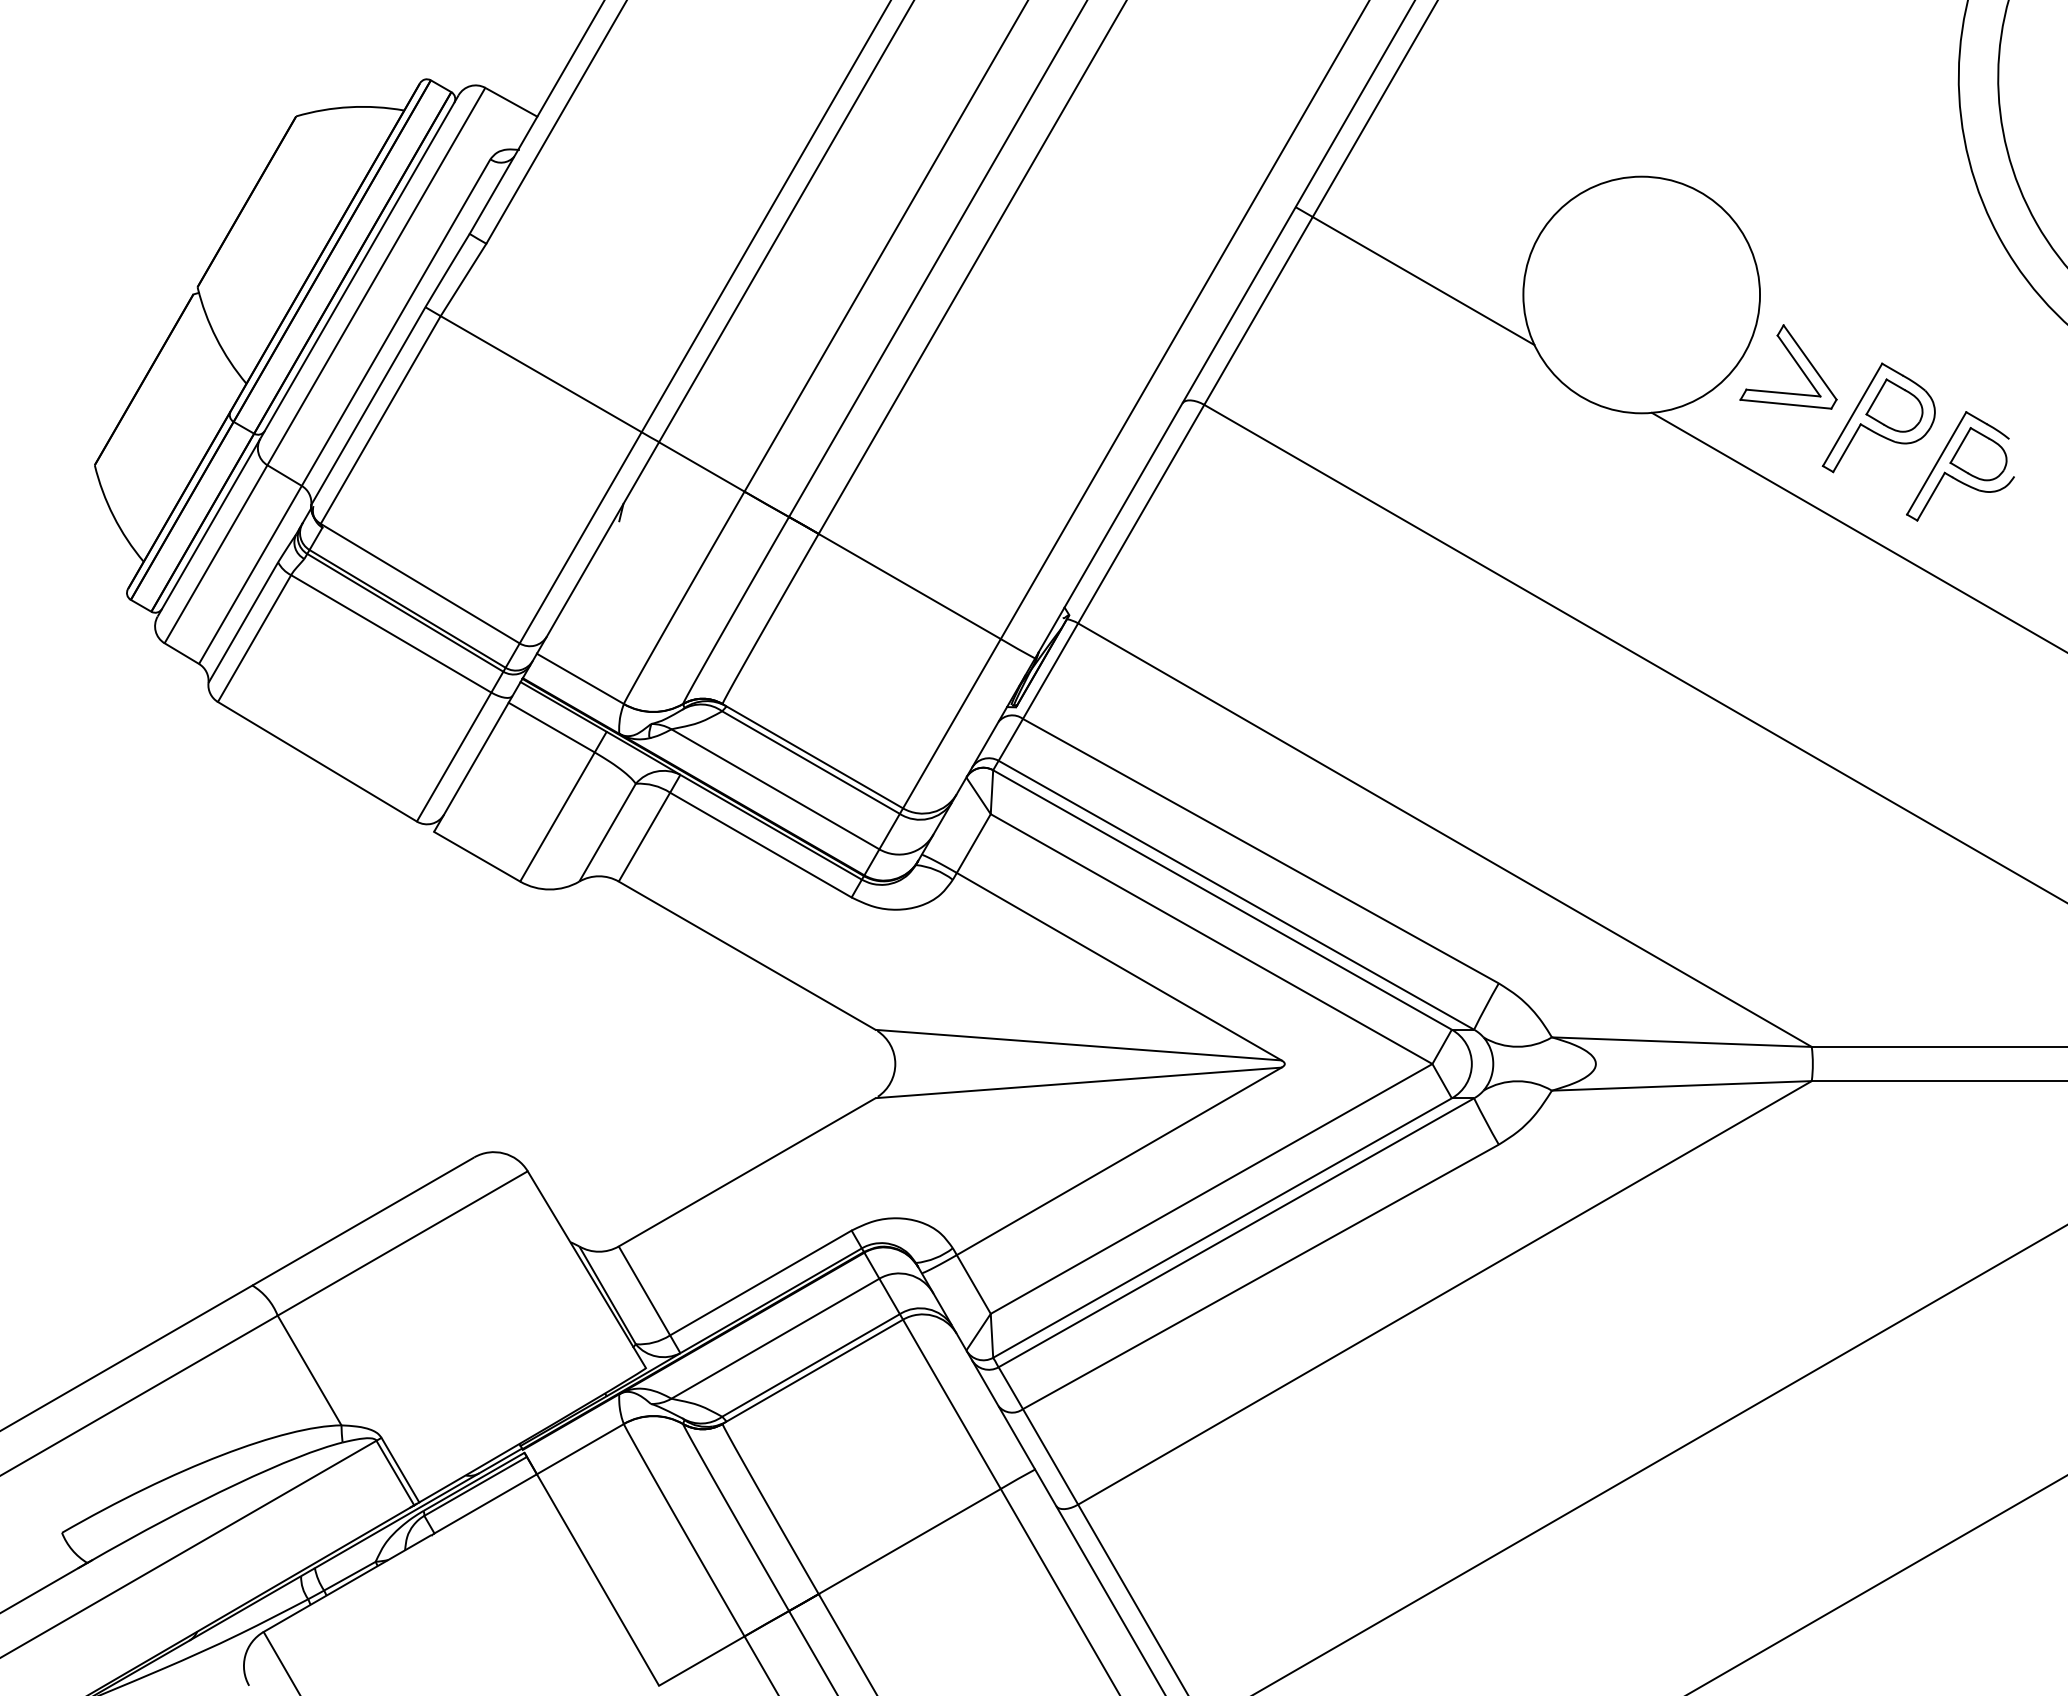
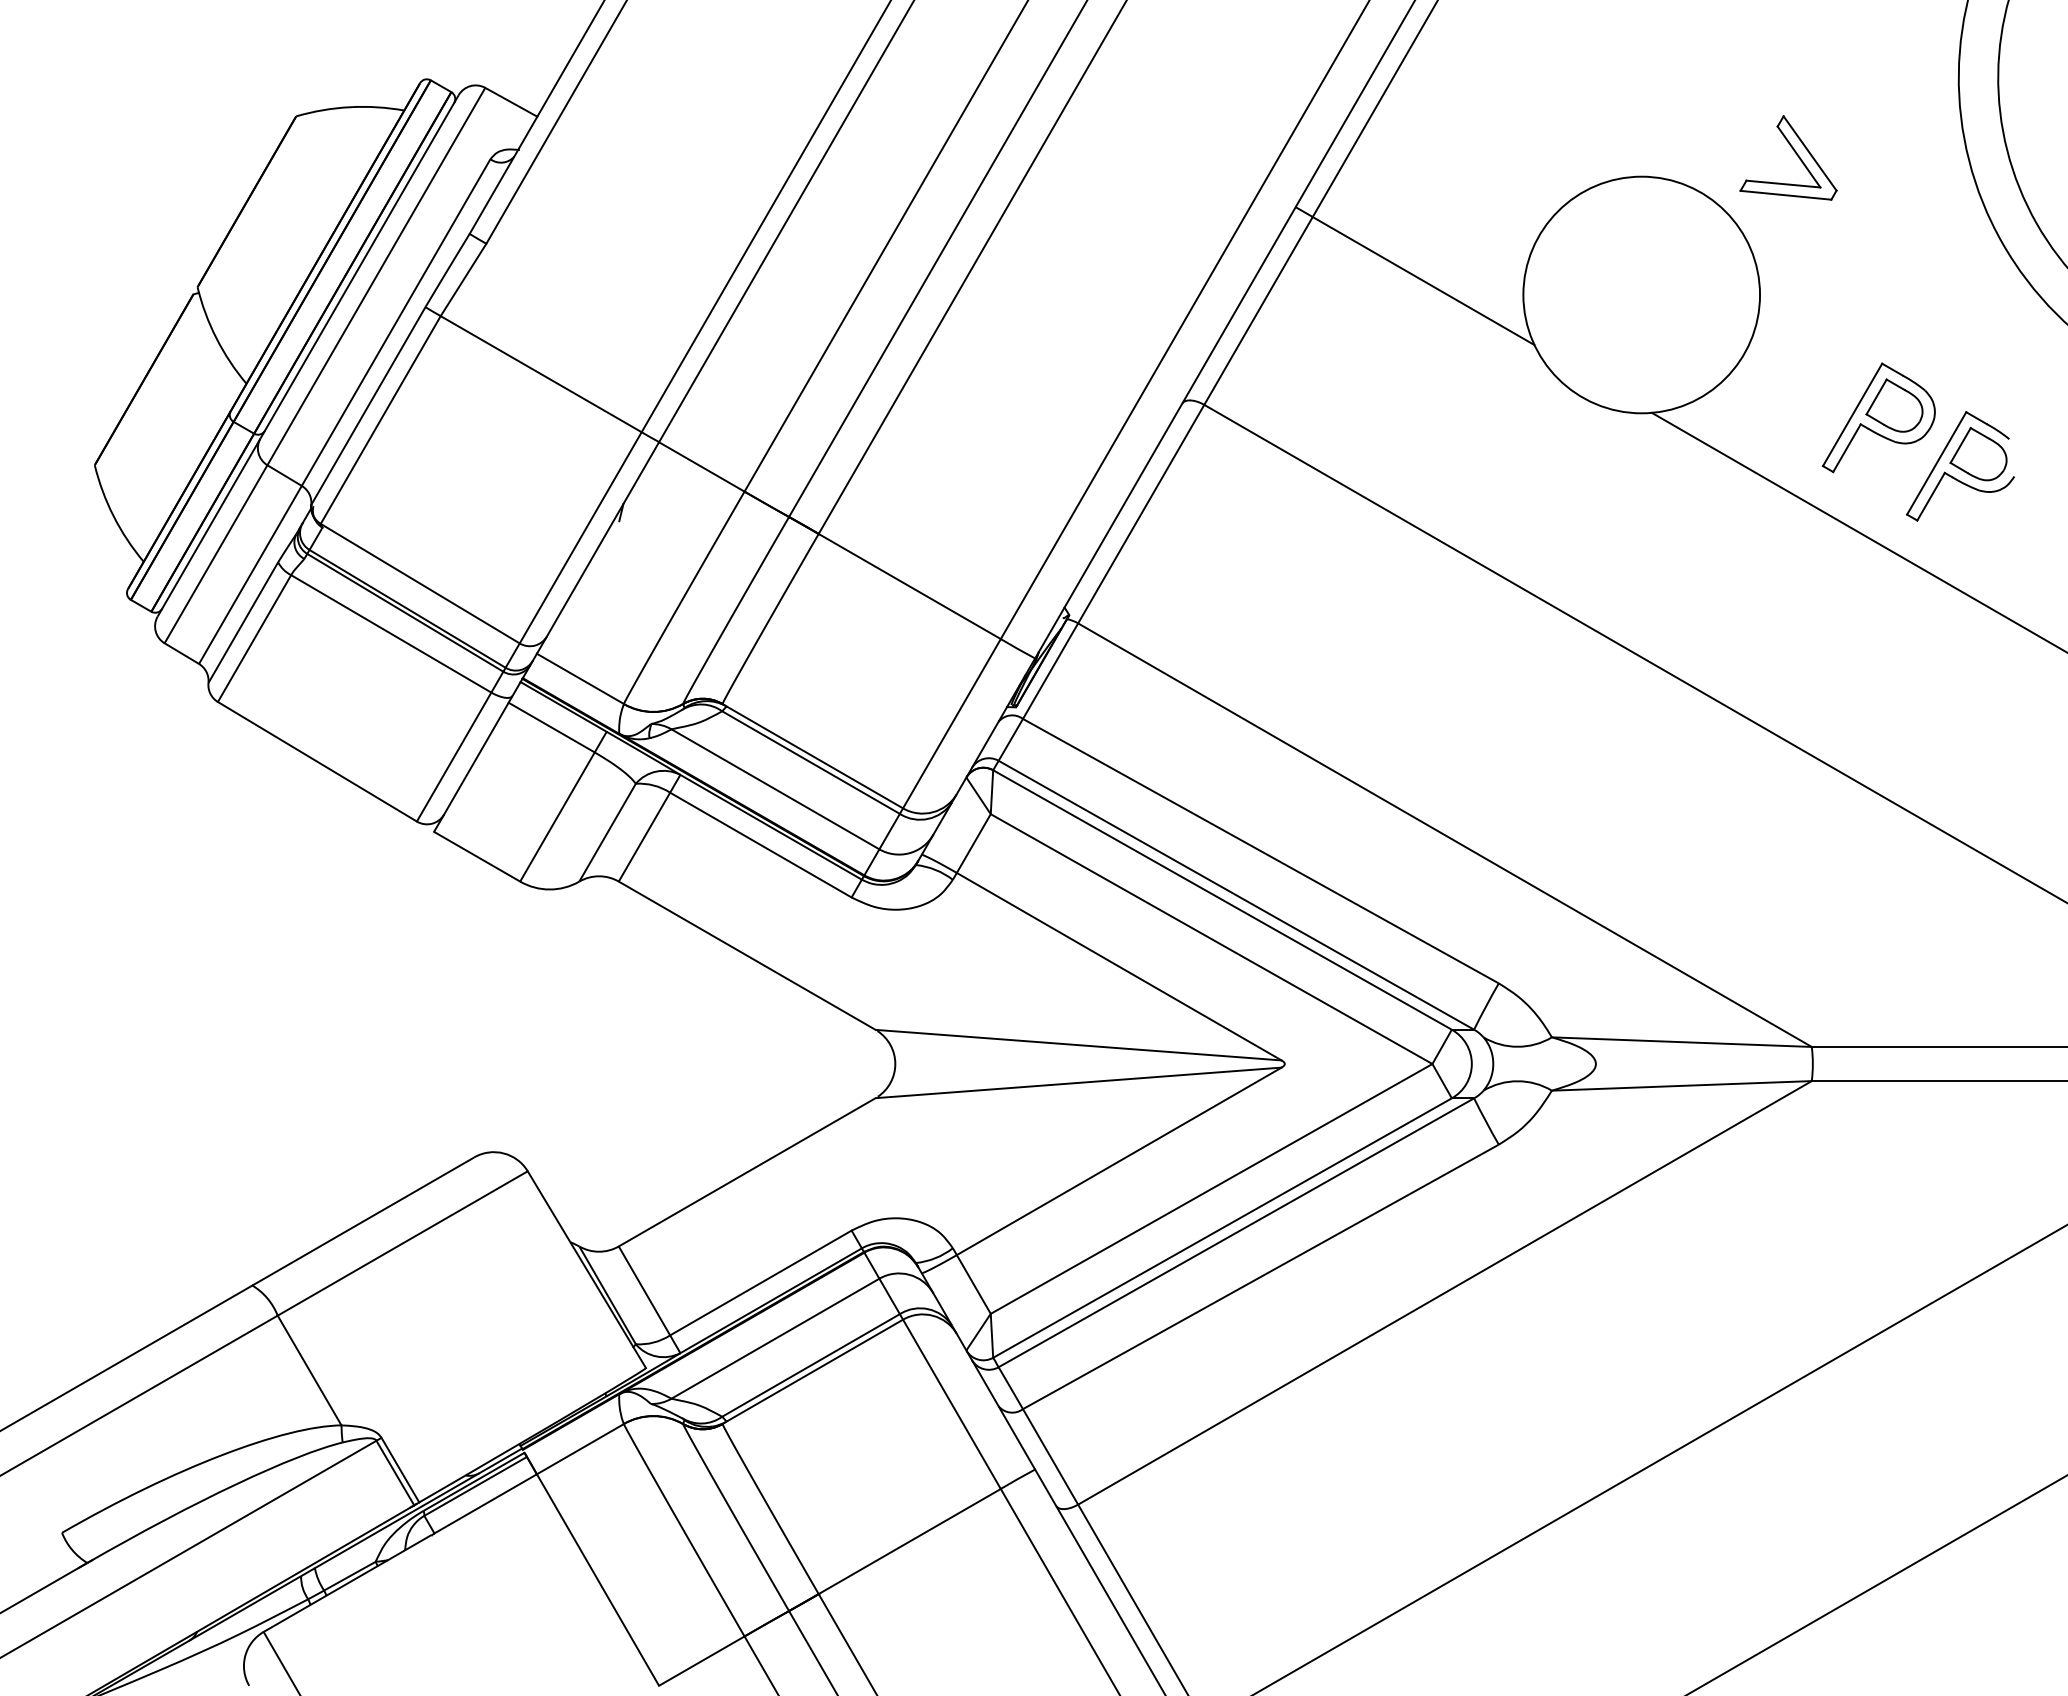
part position: (1794, 361) -> (1794, 152) (1794, 152)
